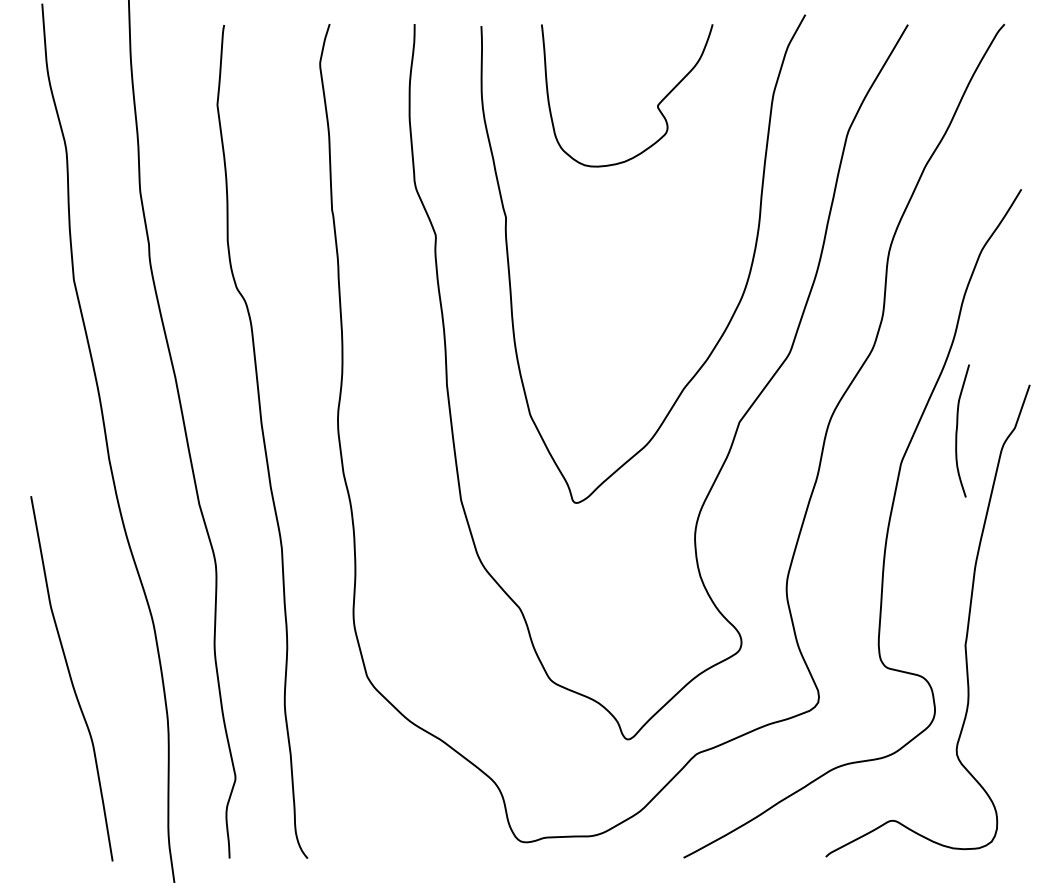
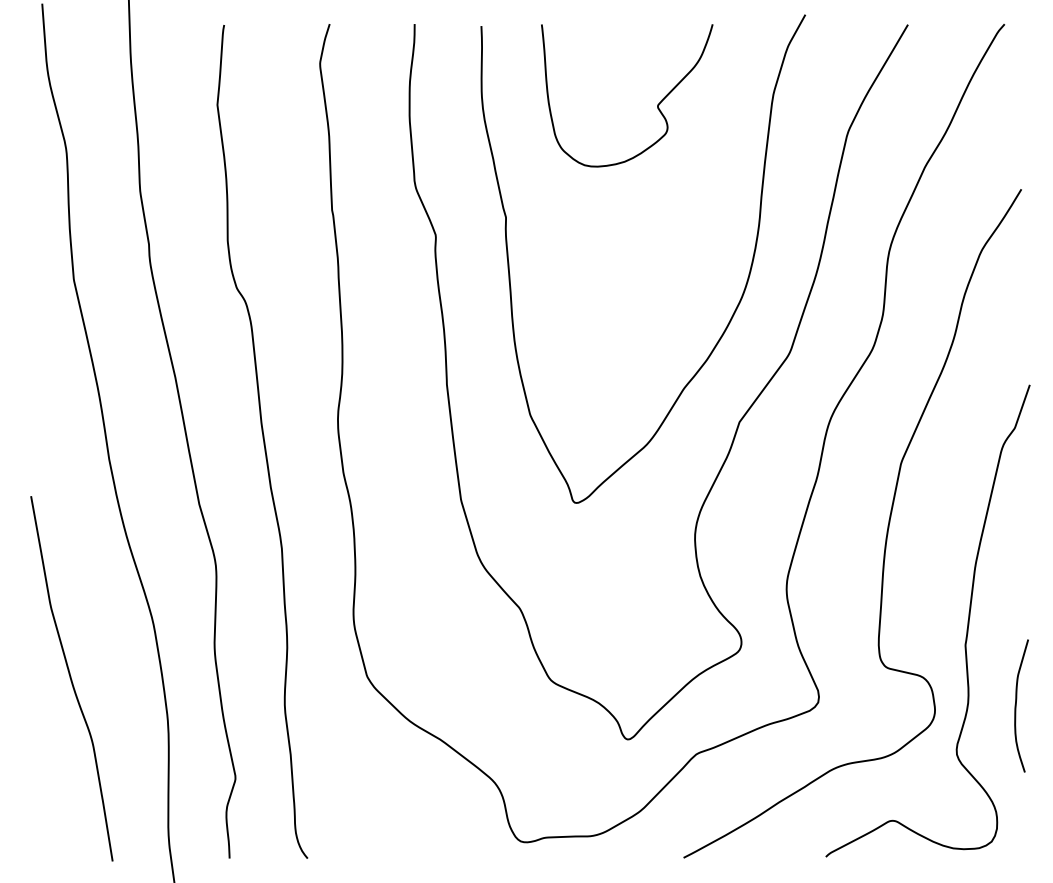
curve position: (957, 430) -> (1016, 705) (1016, 705)
